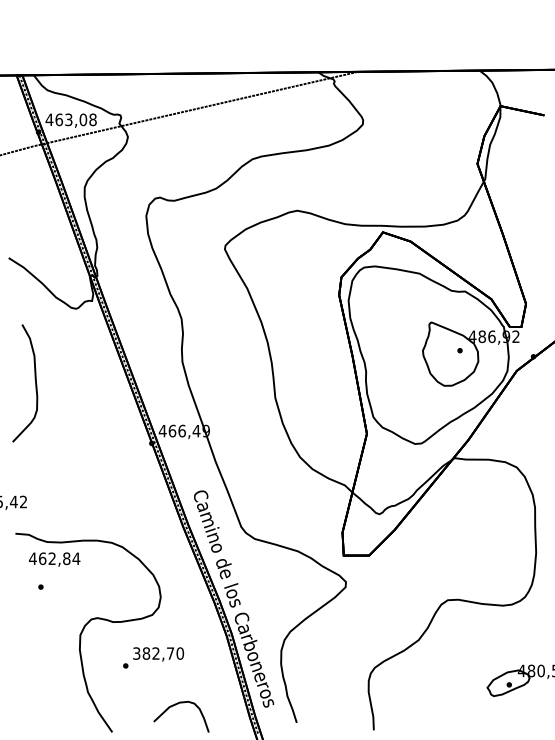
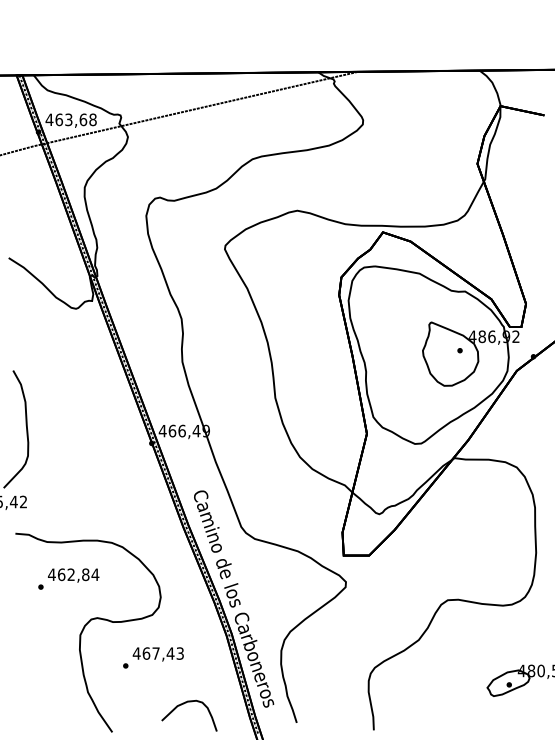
text: 463,08 -> 463,68 (83, 119)
curve position: (34, 379) -> (25, 425) (25, 425)
text position: (54, 559) -> (73, 575) (73, 575)
text: 382,70 -> 467,43 (158, 653)
curve position: (178, 704) -> (186, 703) (186, 703)
